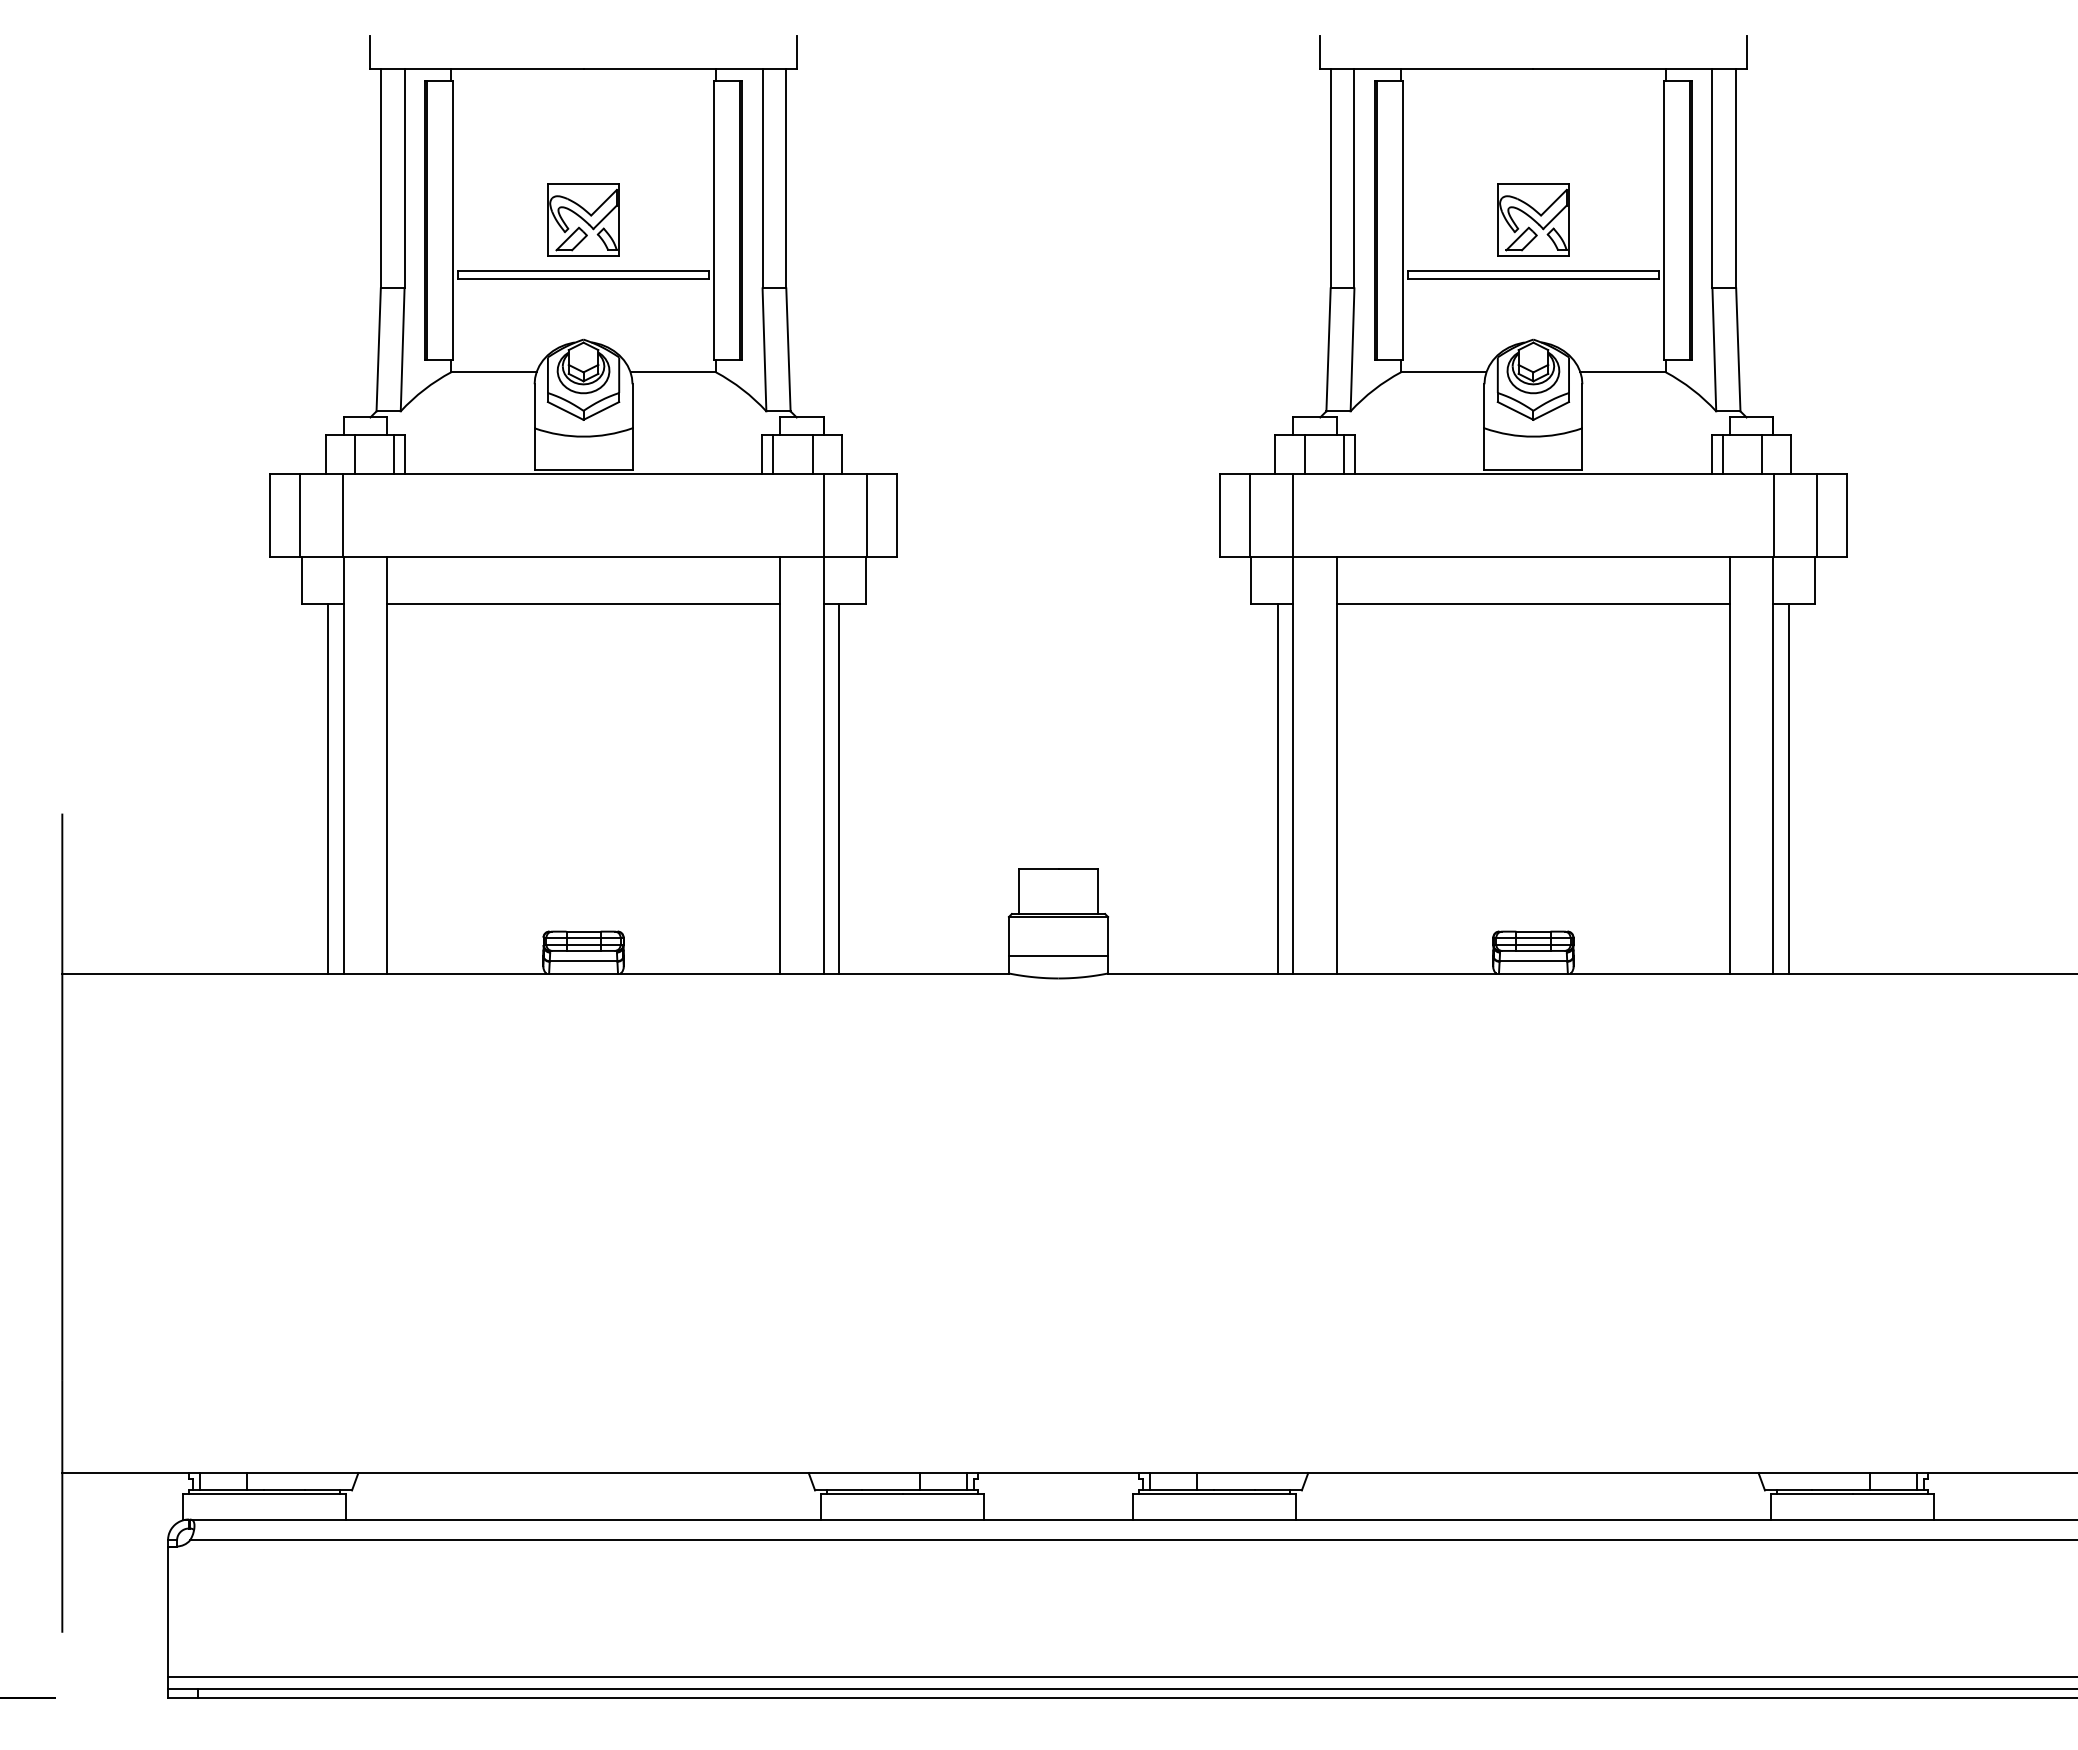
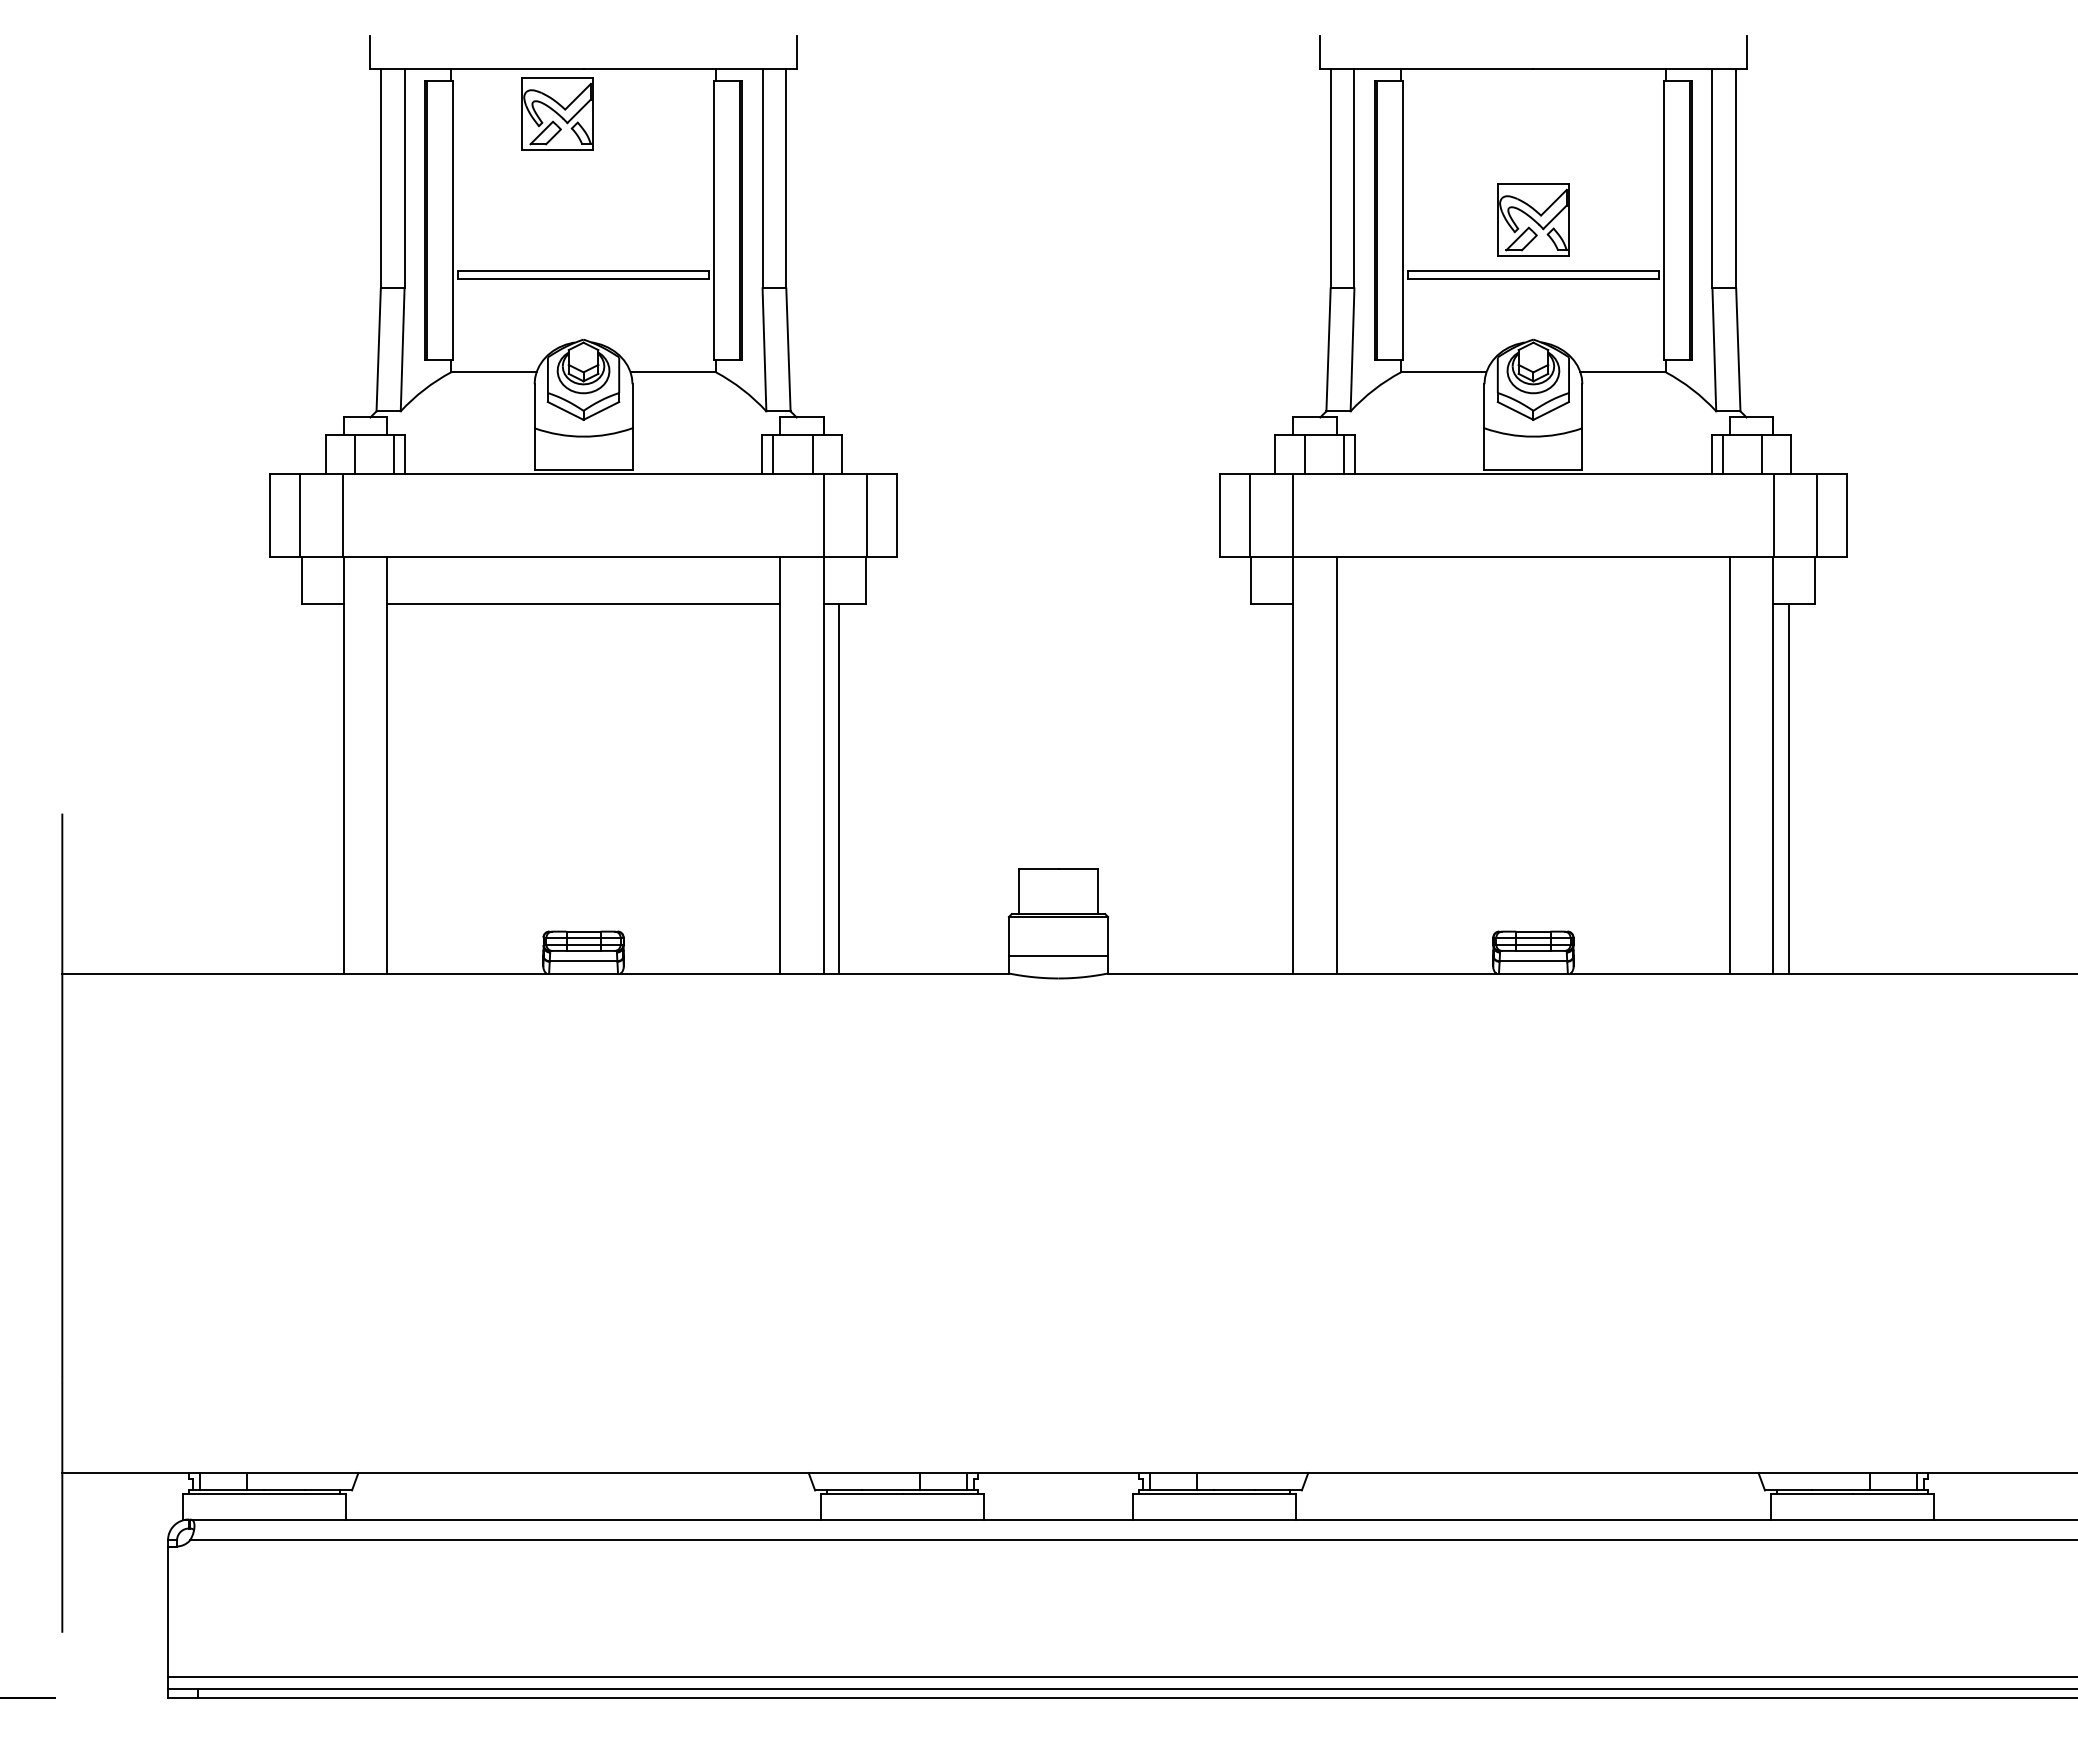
part position: (583, 219) -> (557, 113) (557, 113)
line: present -> none (1533, 604)
line: present -> none (328, 788)
line: present -> none (1278, 788)
